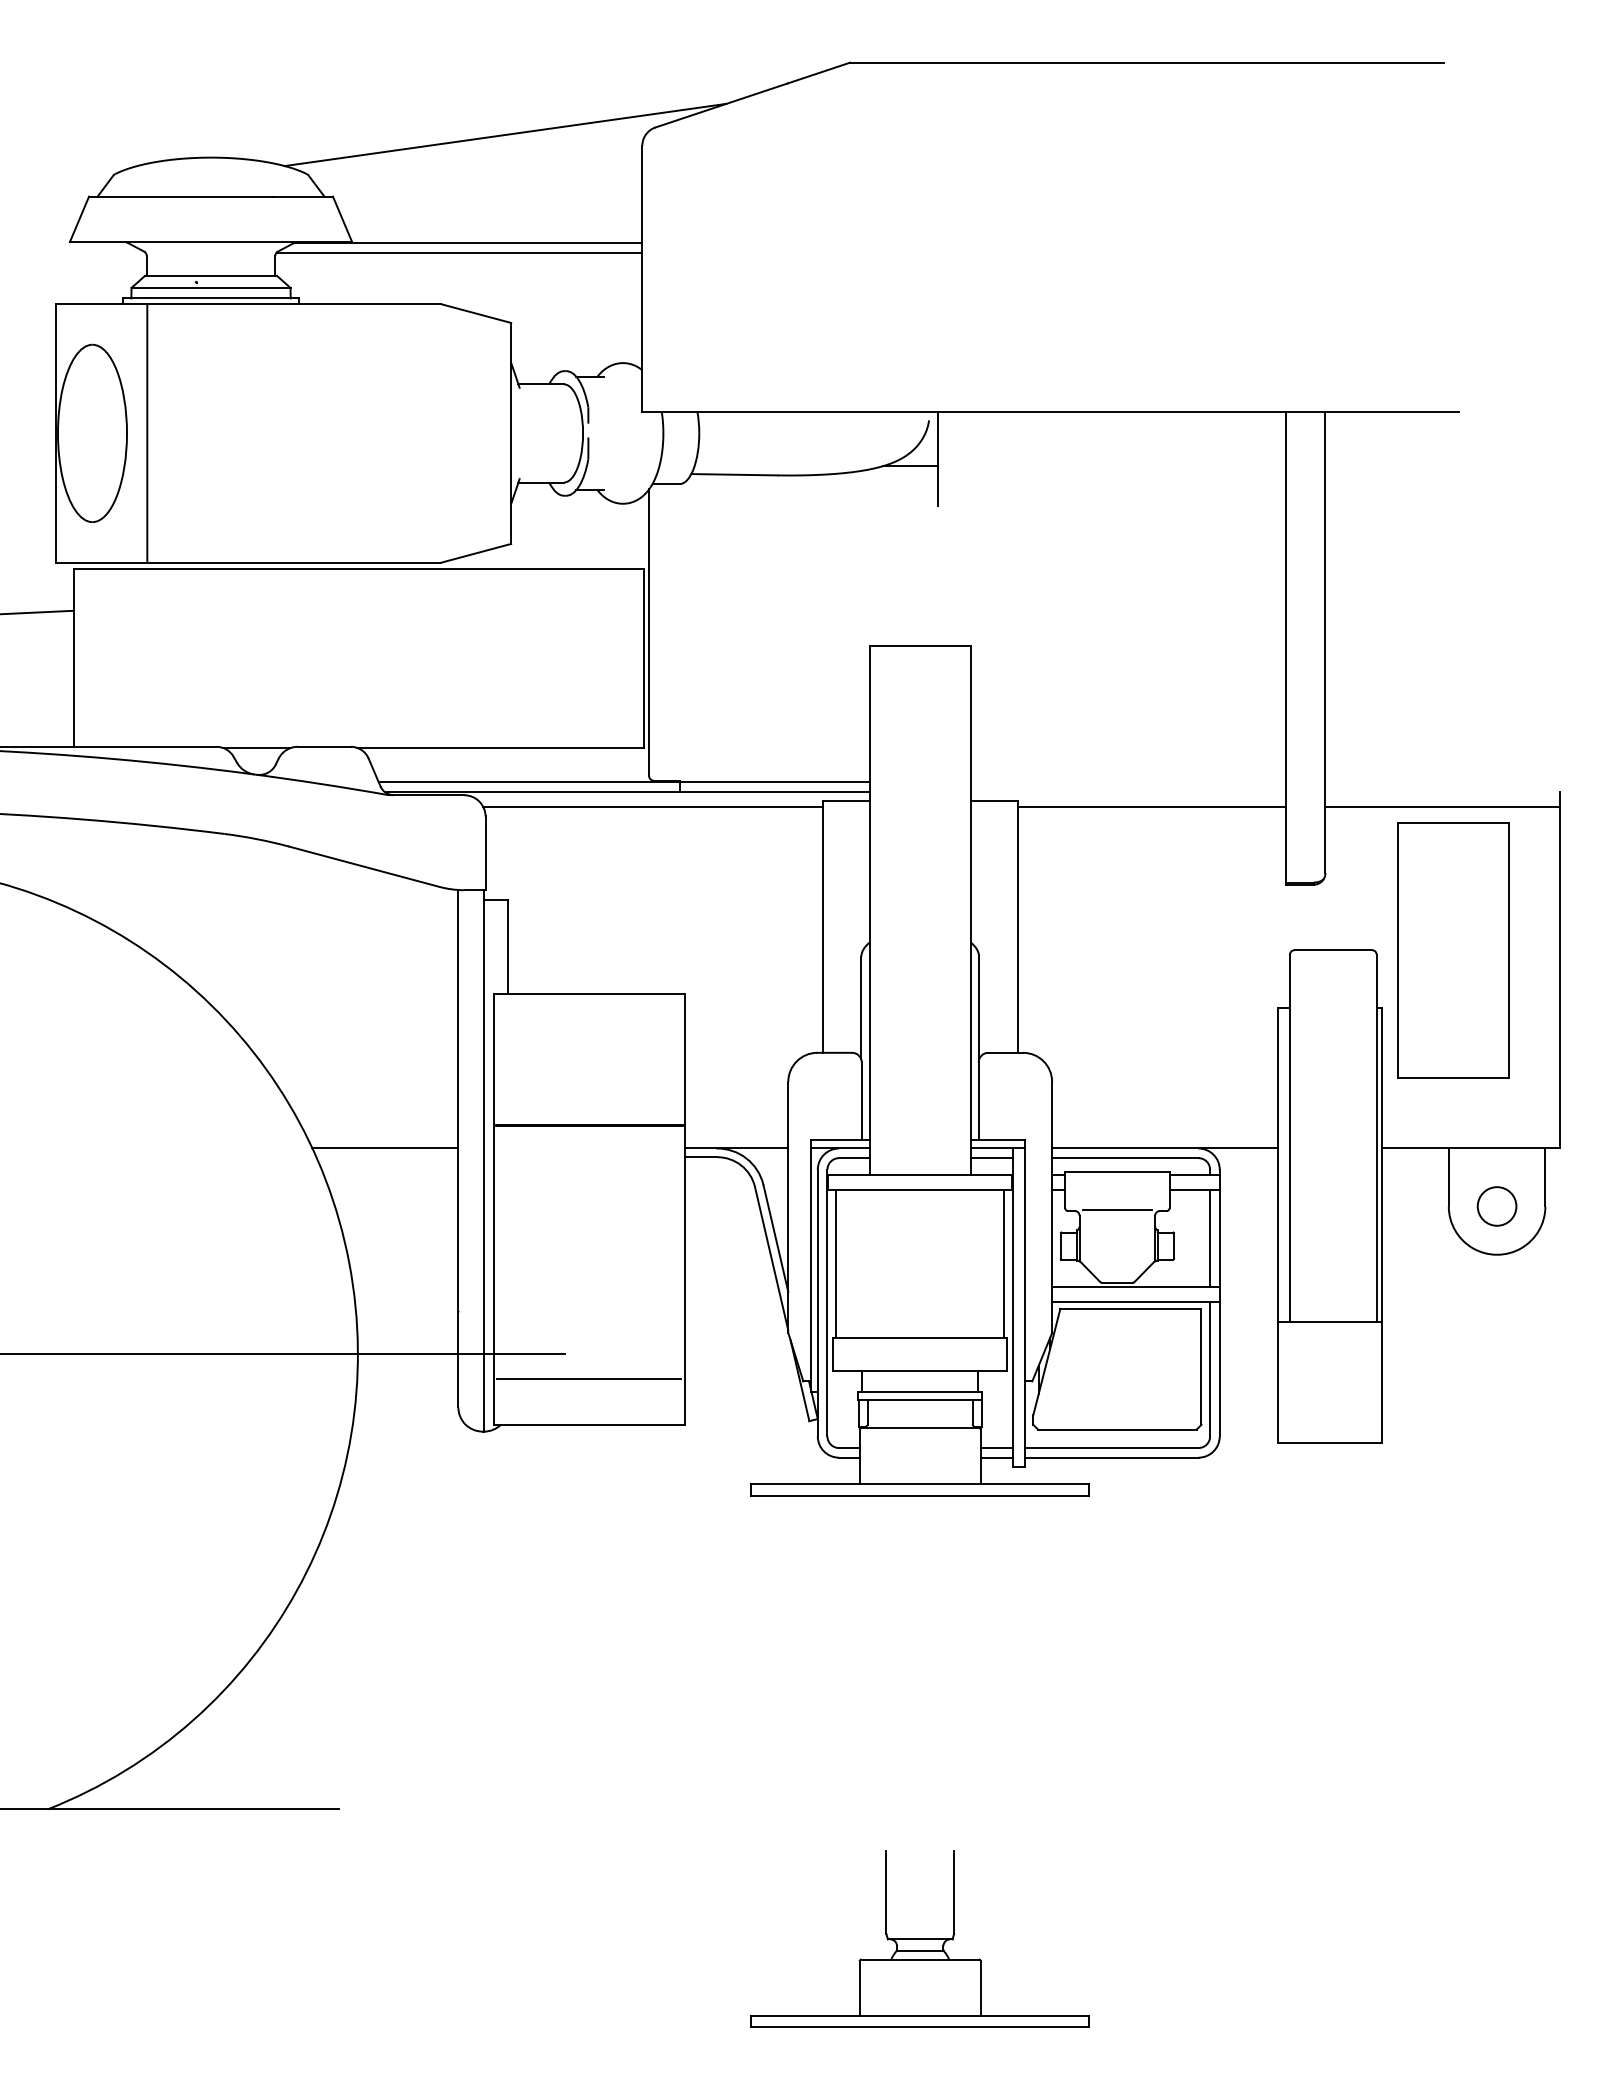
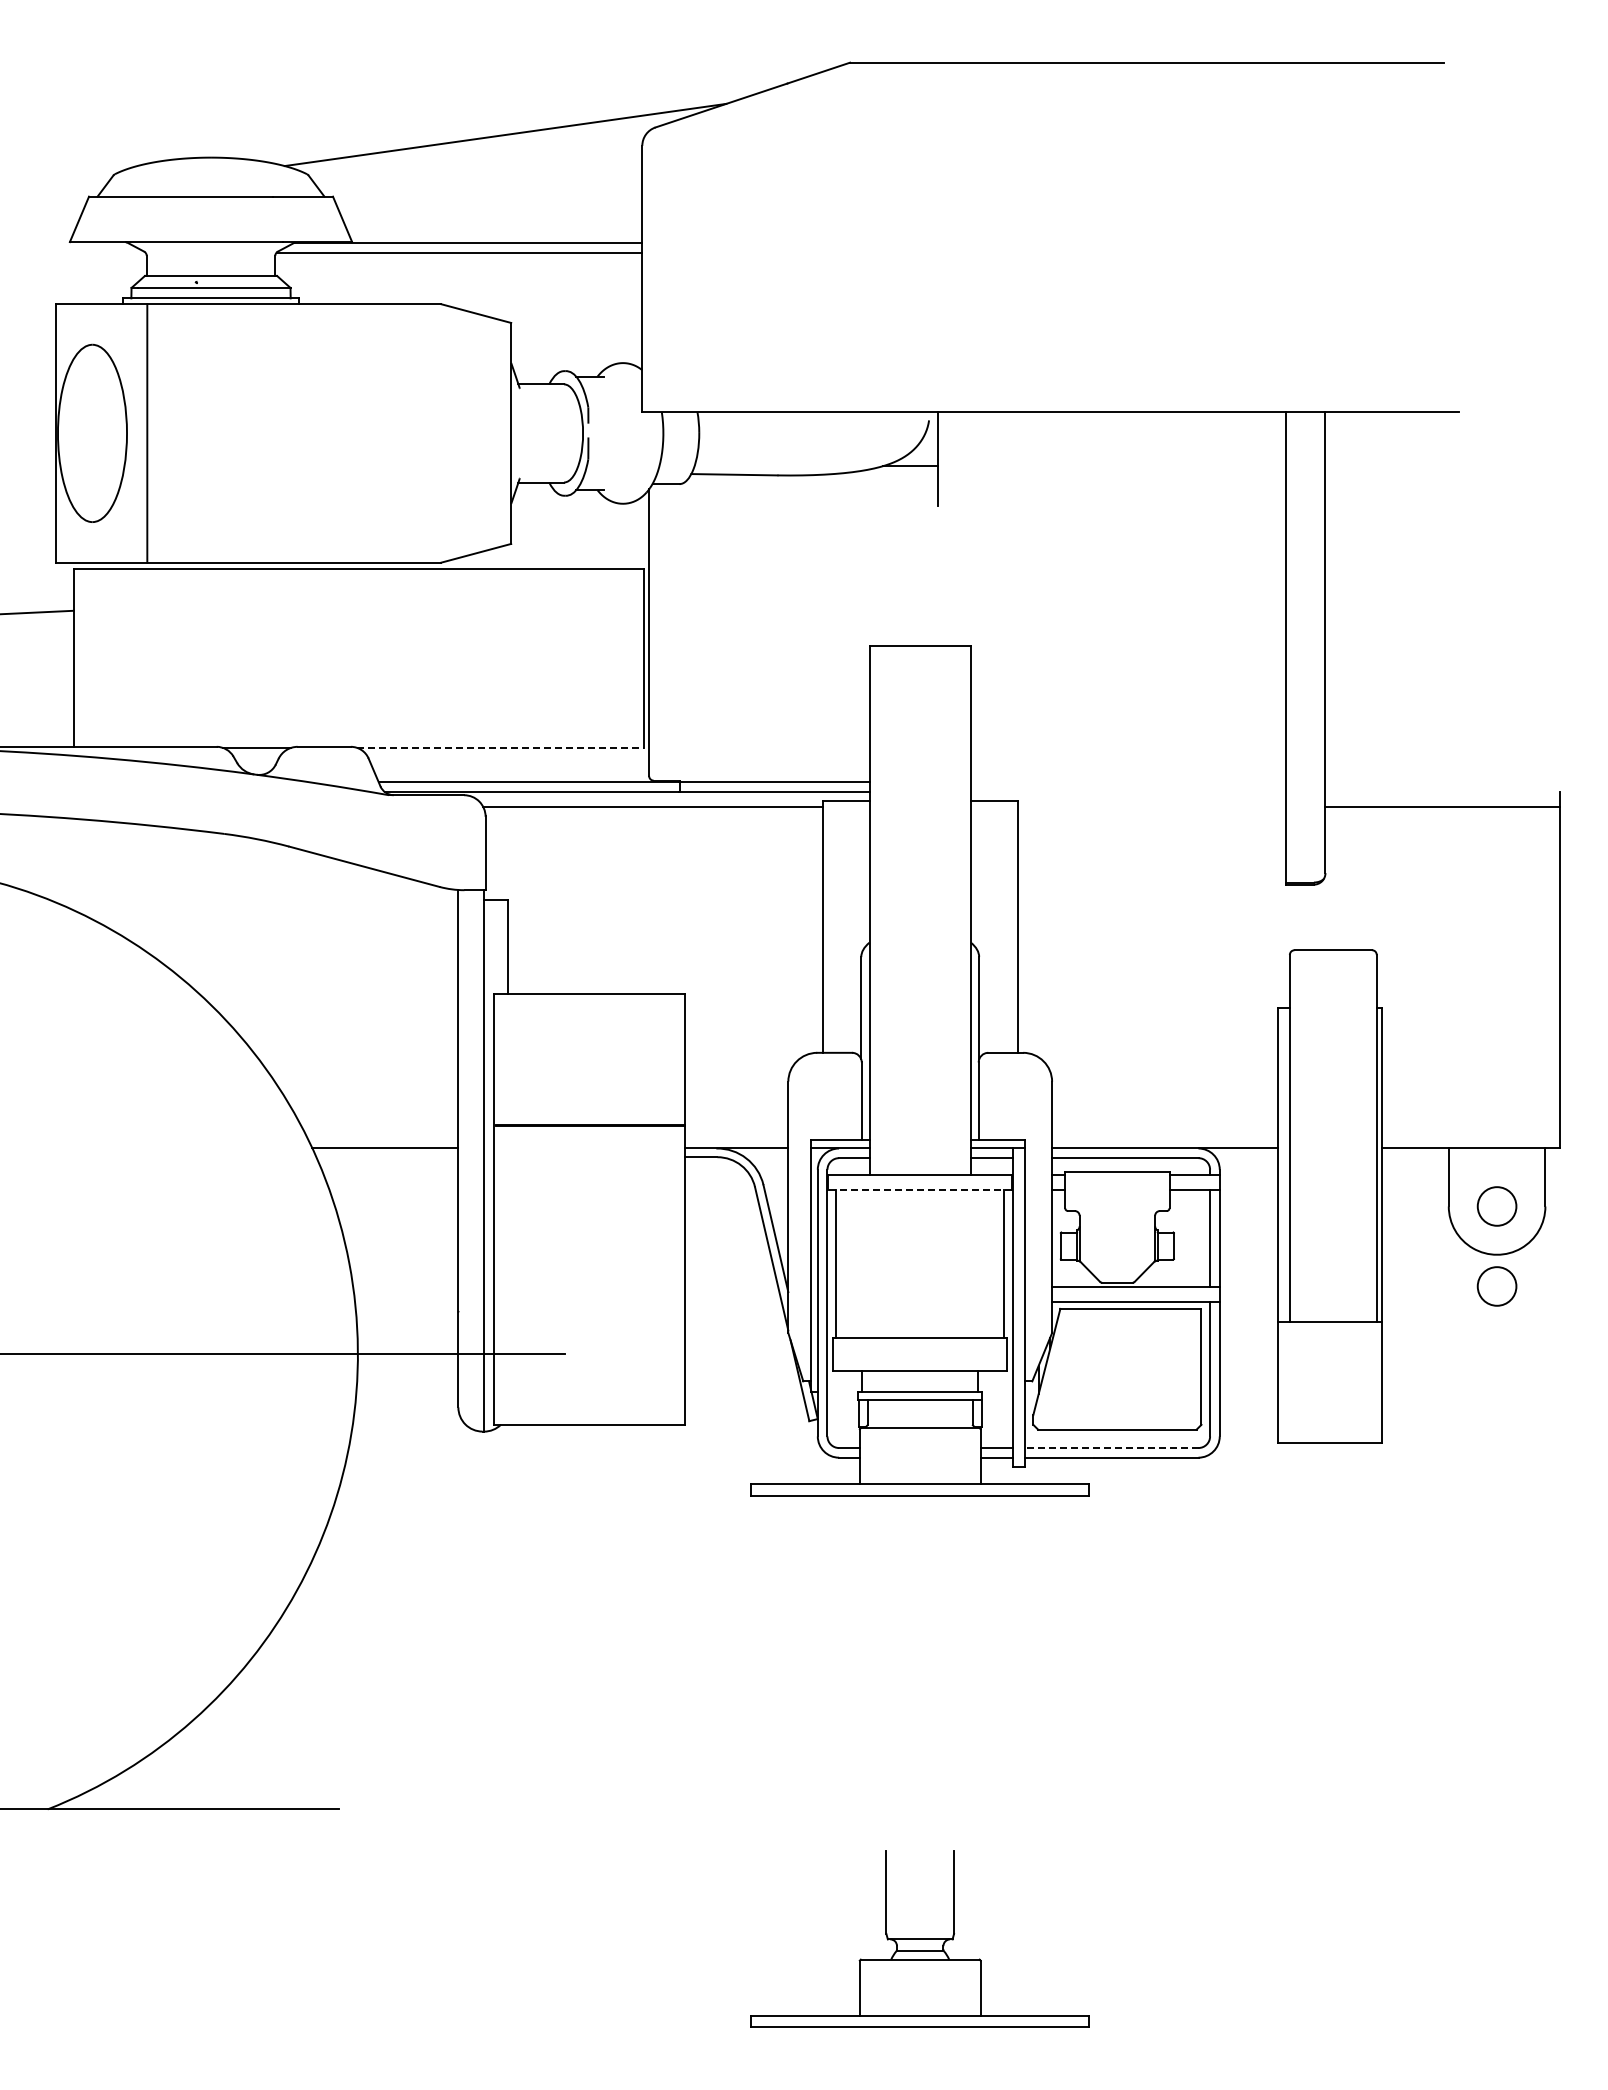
line: solid -> dashed (501, 747)
line: present -> none (1151, 807)
part: present -> none (1453, 950)
line: solid -> dashed (920, 1190)
line: present -> none (1117, 1209)
circle: none -> present (1496, 1286)
line: present -> none (589, 1379)
line: solid -> dashed (1111, 1448)
